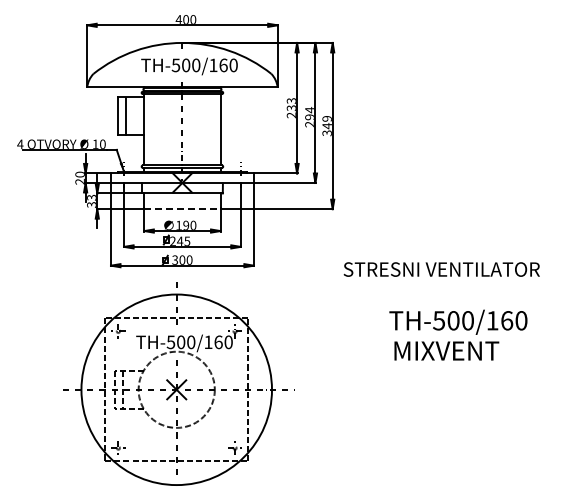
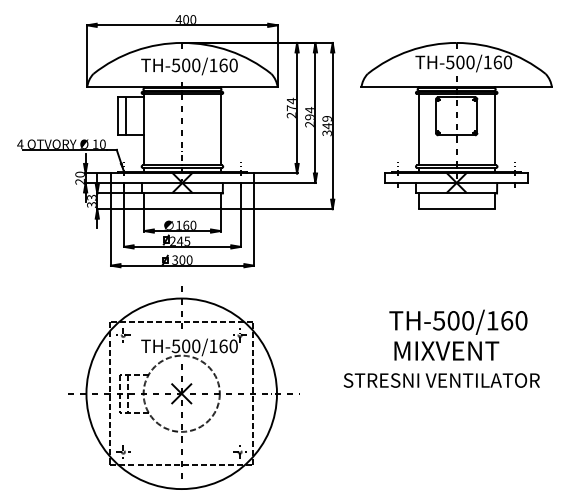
text: 233 -> 274 (290, 104)
part: none -> present (456, 125)
line: dashed -> solid (182, 209)
text: 190 -> 160 (186, 224)
text position: (441, 269) -> (441, 380) (441, 380)
part position: (178, 383) -> (183, 387) (183, 387)
